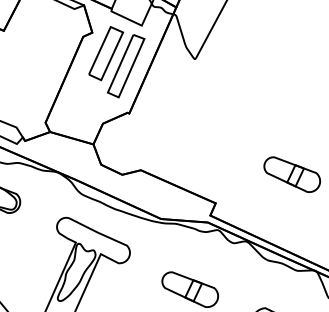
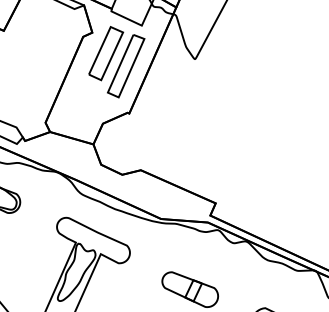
part: present -> none (291, 174)
